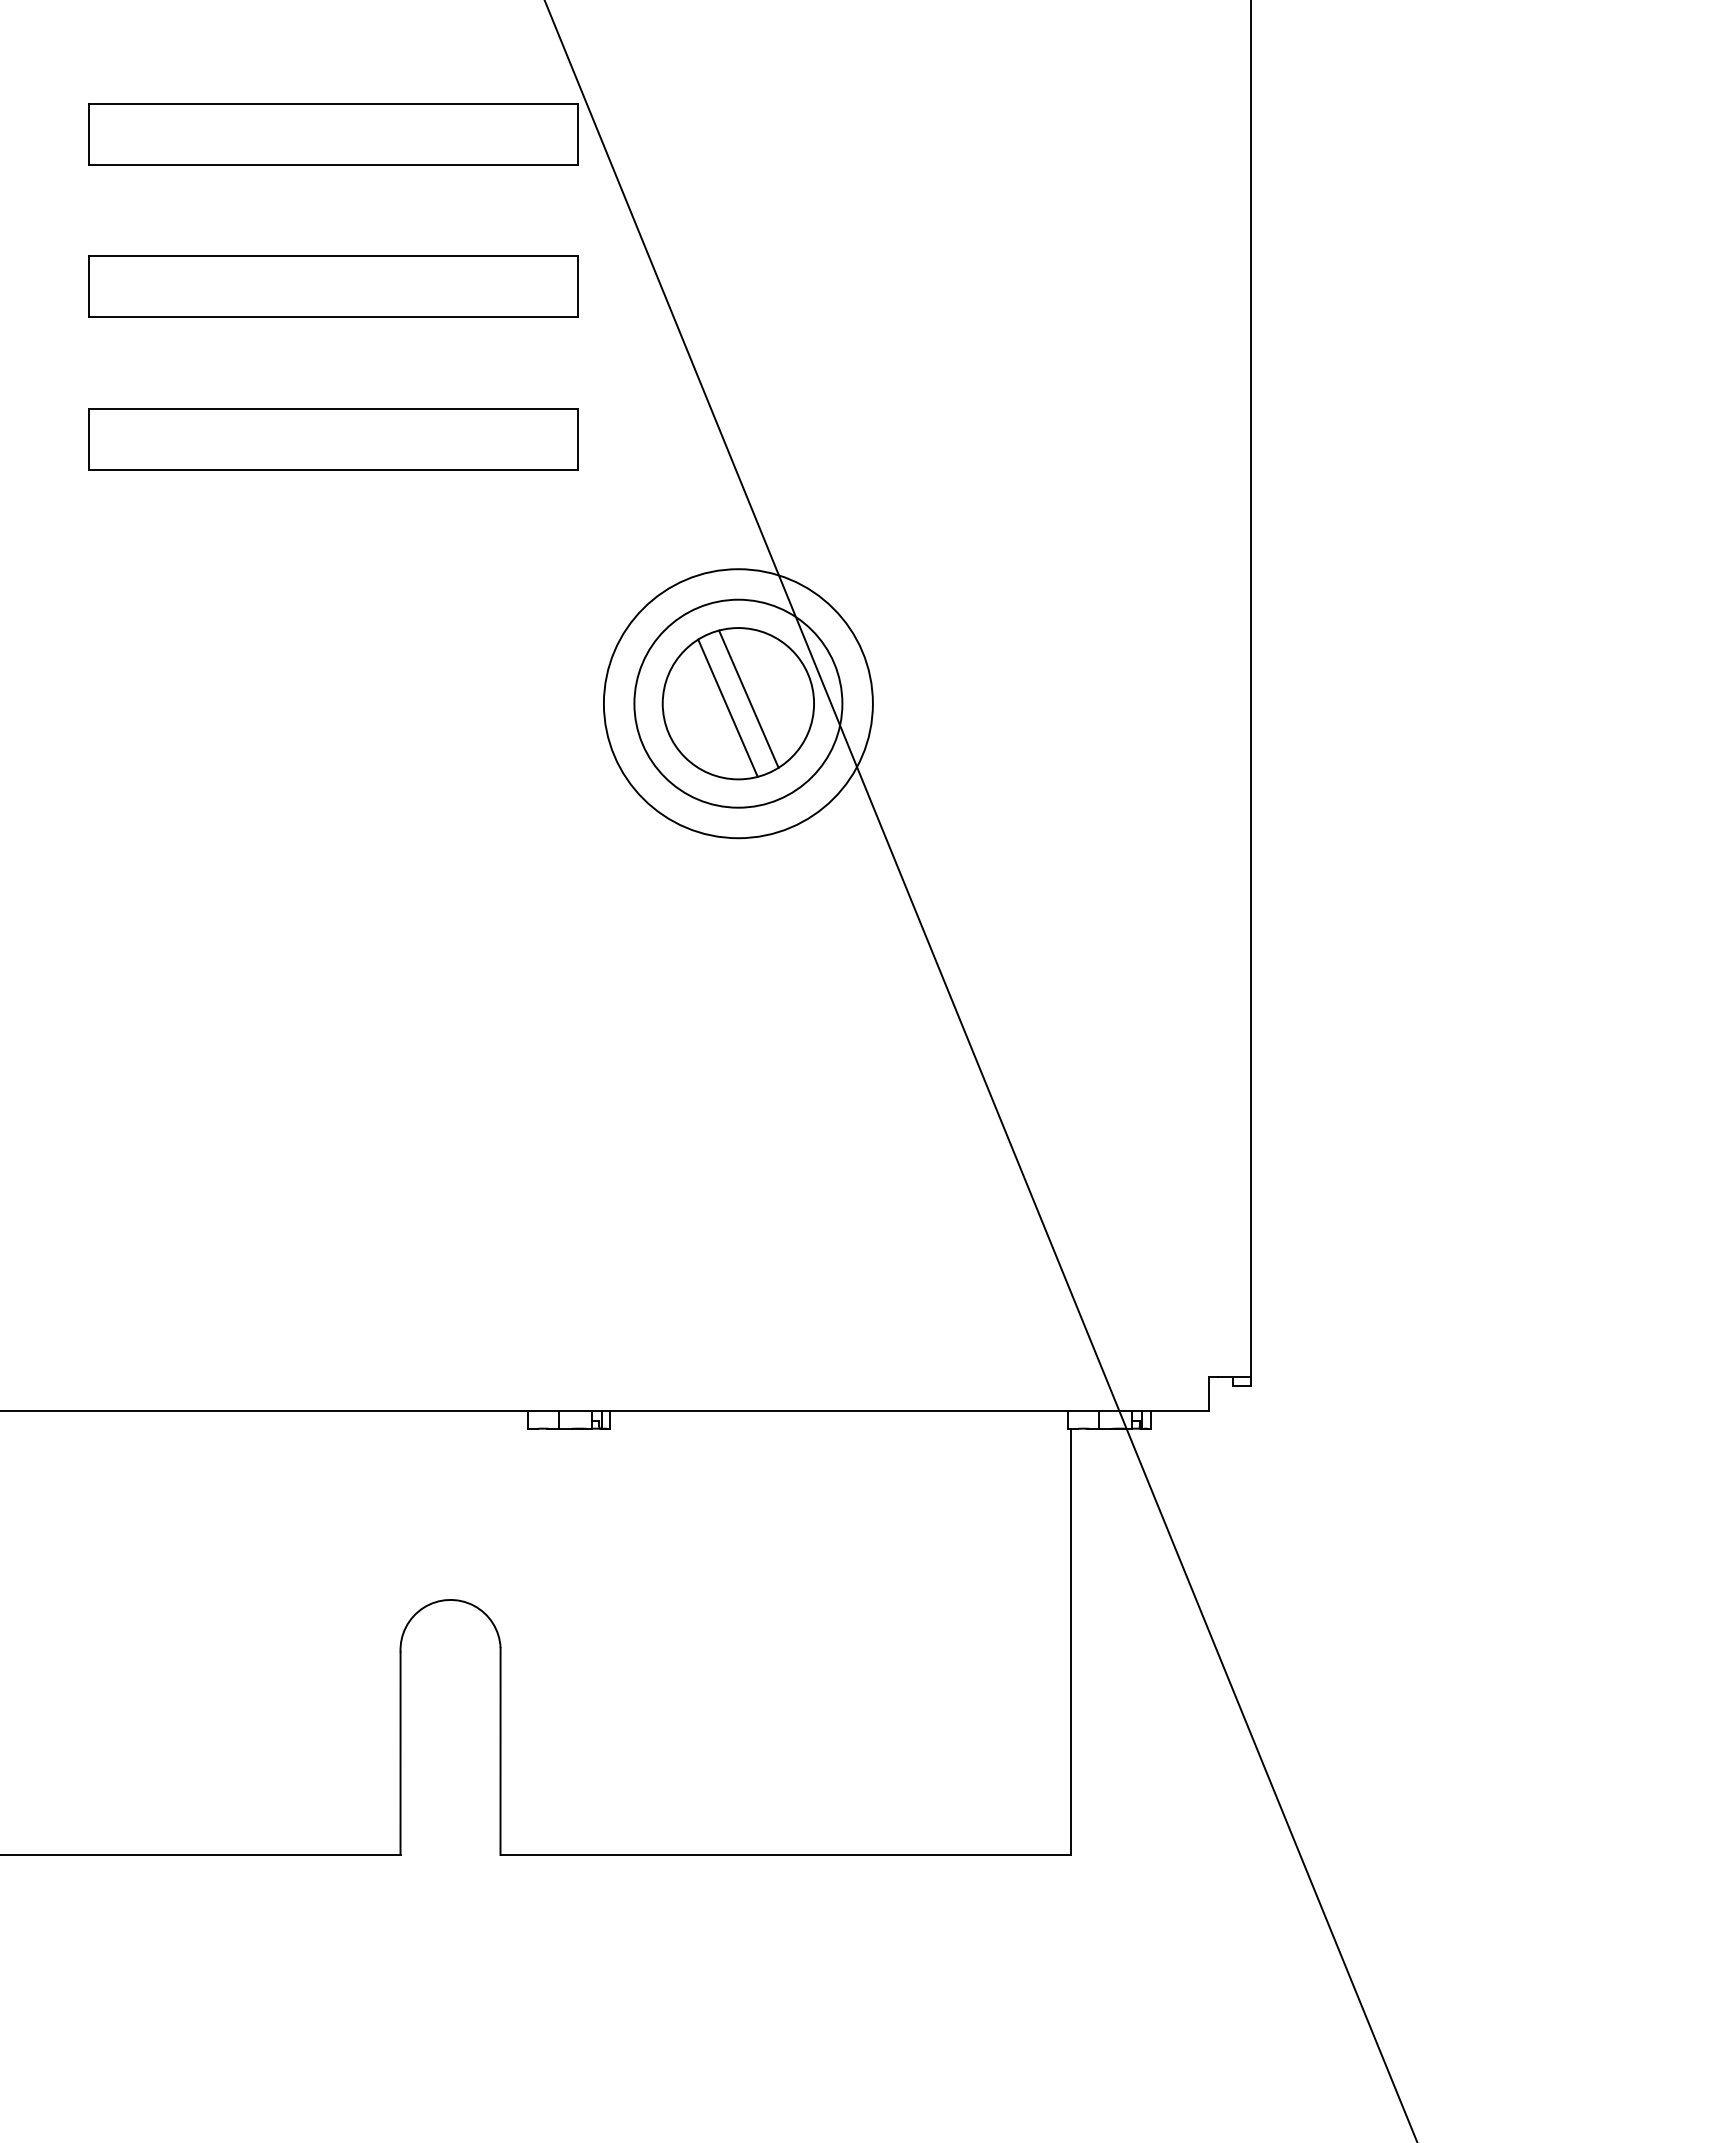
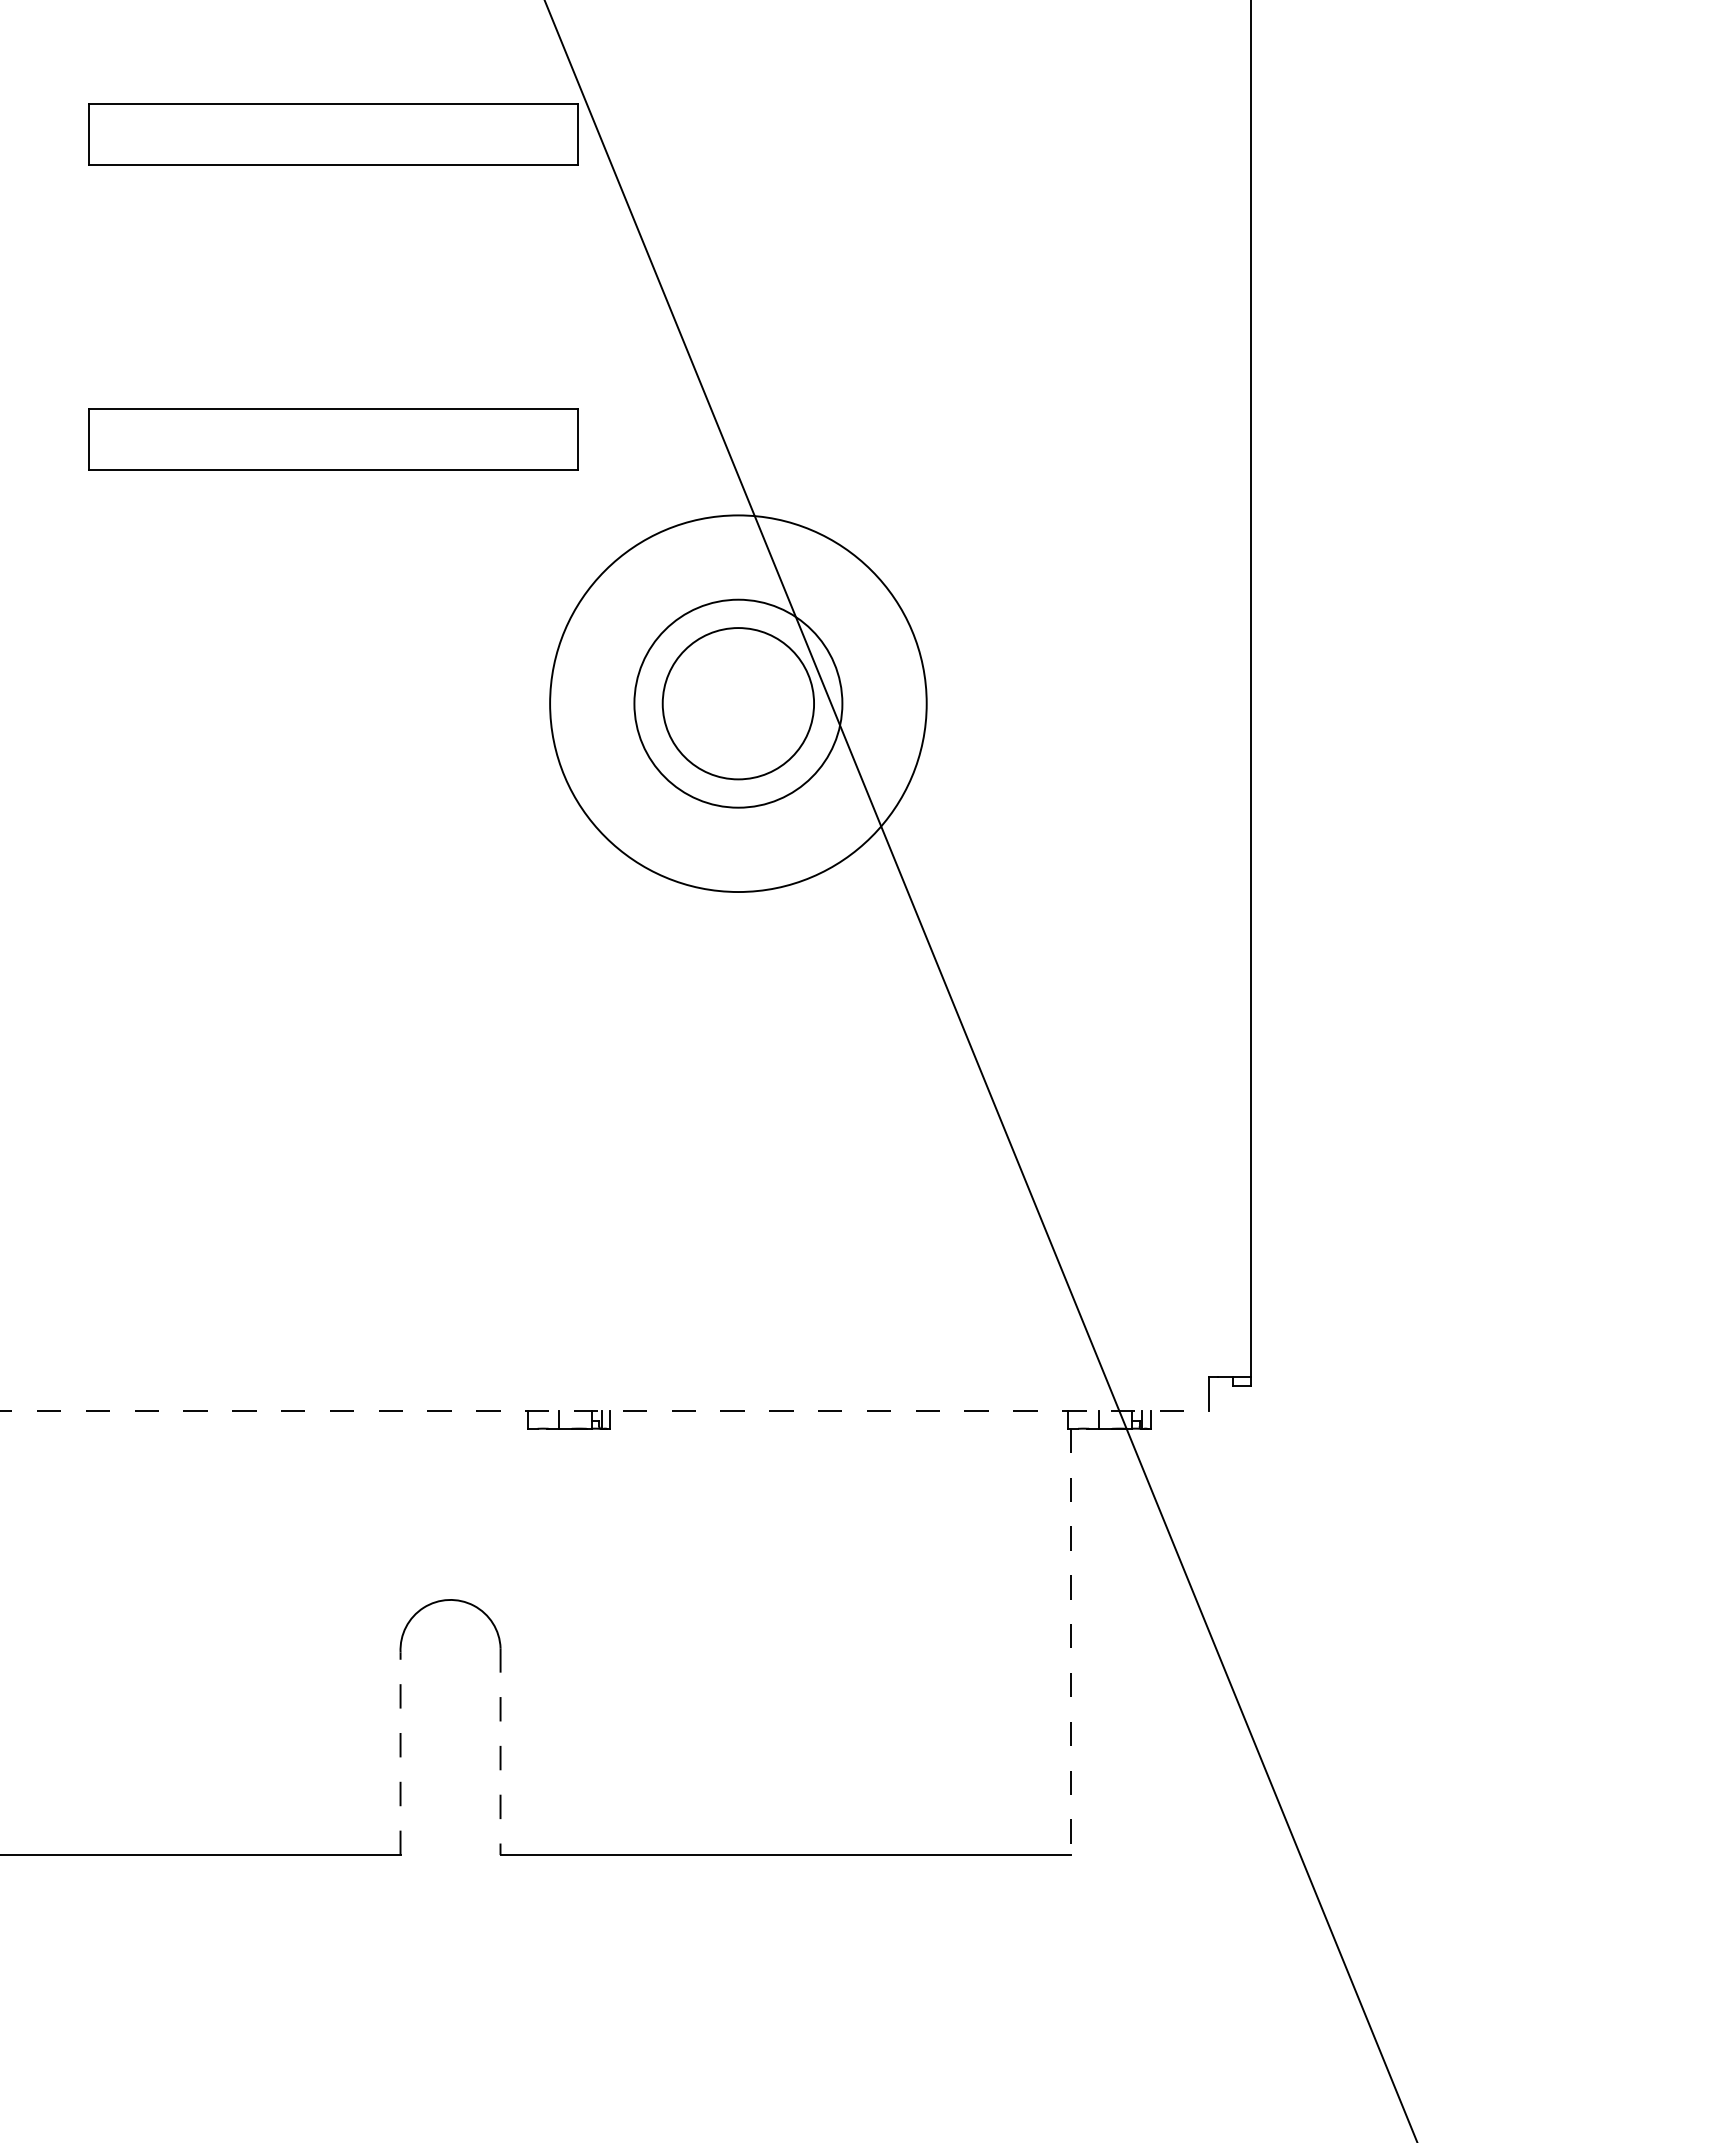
part: present -> none (333, 286)
line: present -> none (748, 698)
circle diameter: 269 px -> 377 px (738, 703)
line: present -> none (727, 707)
line: solid -> dashed (604, 1410)
line: solid -> dashed (1070, 1642)
line: solid -> dashed (500, 1752)
line: solid -> dashed (400, 1753)
